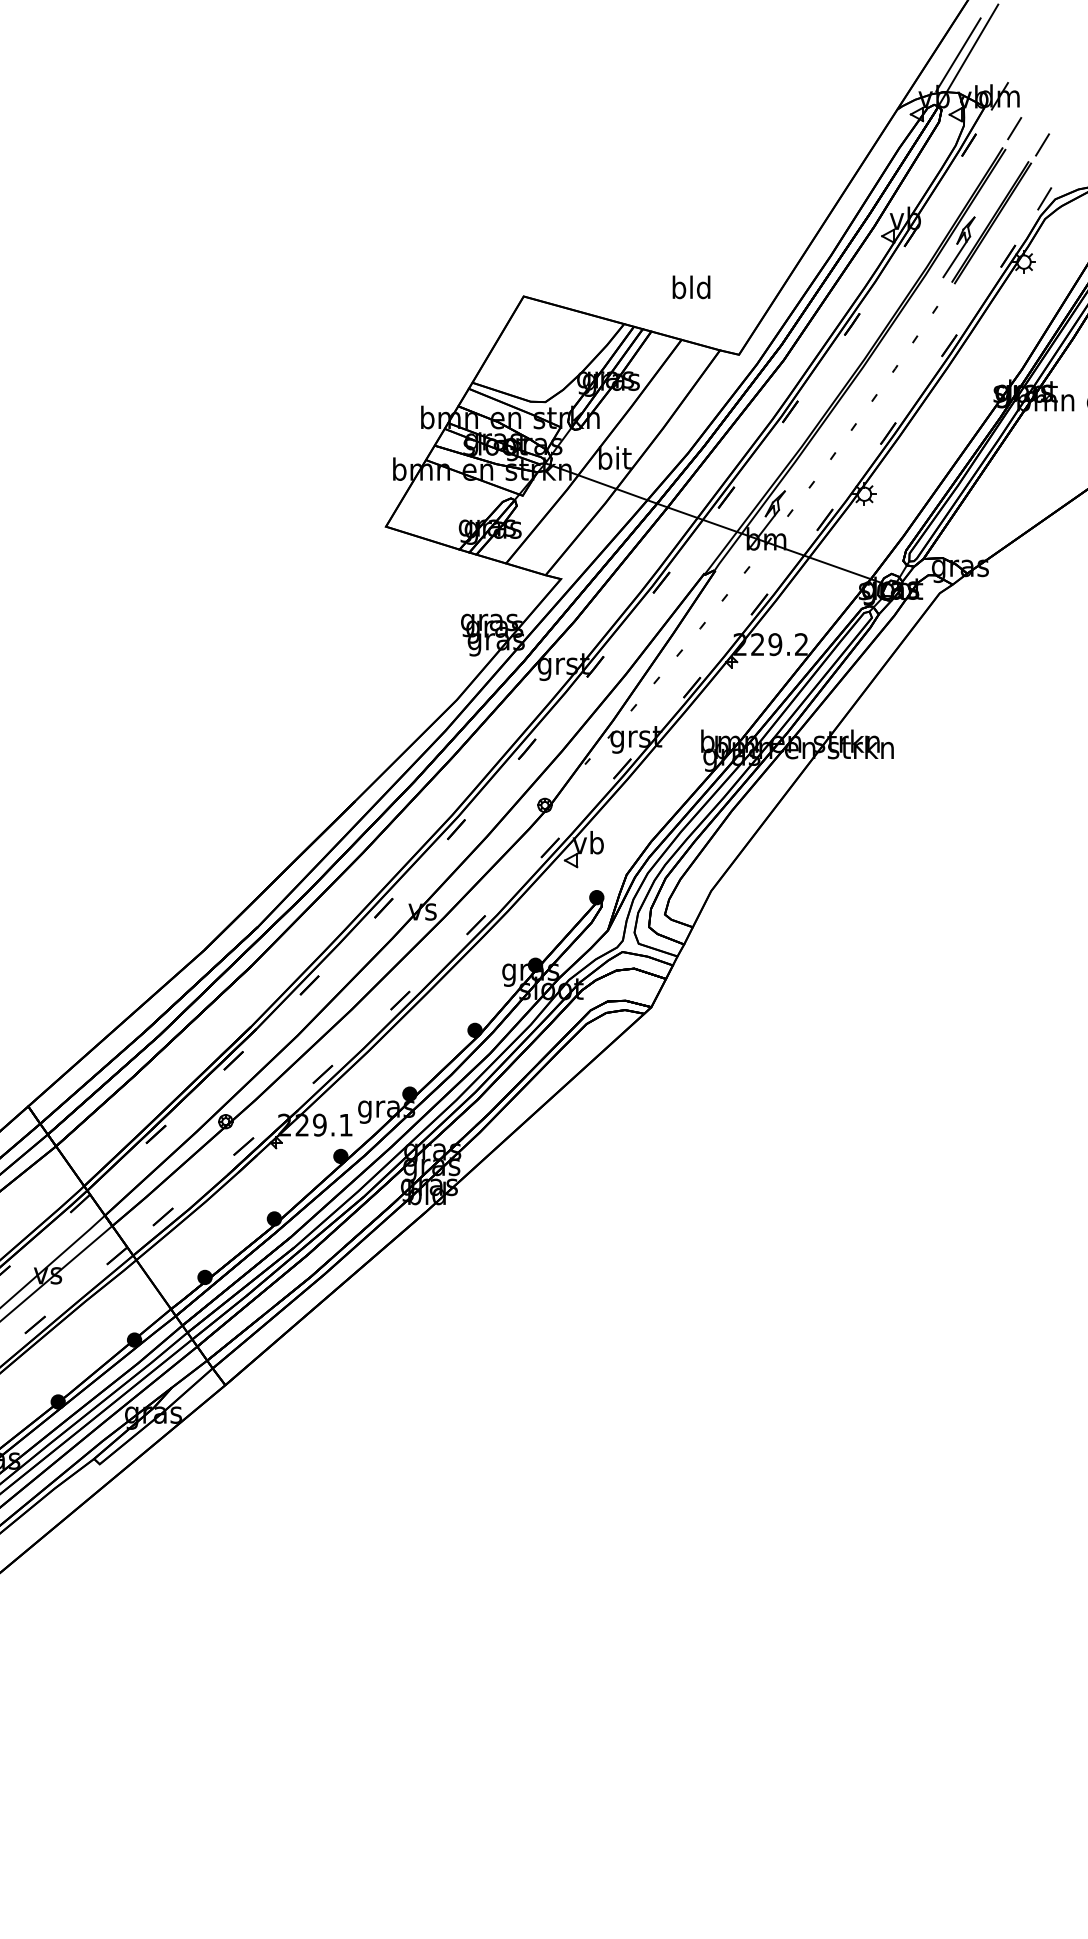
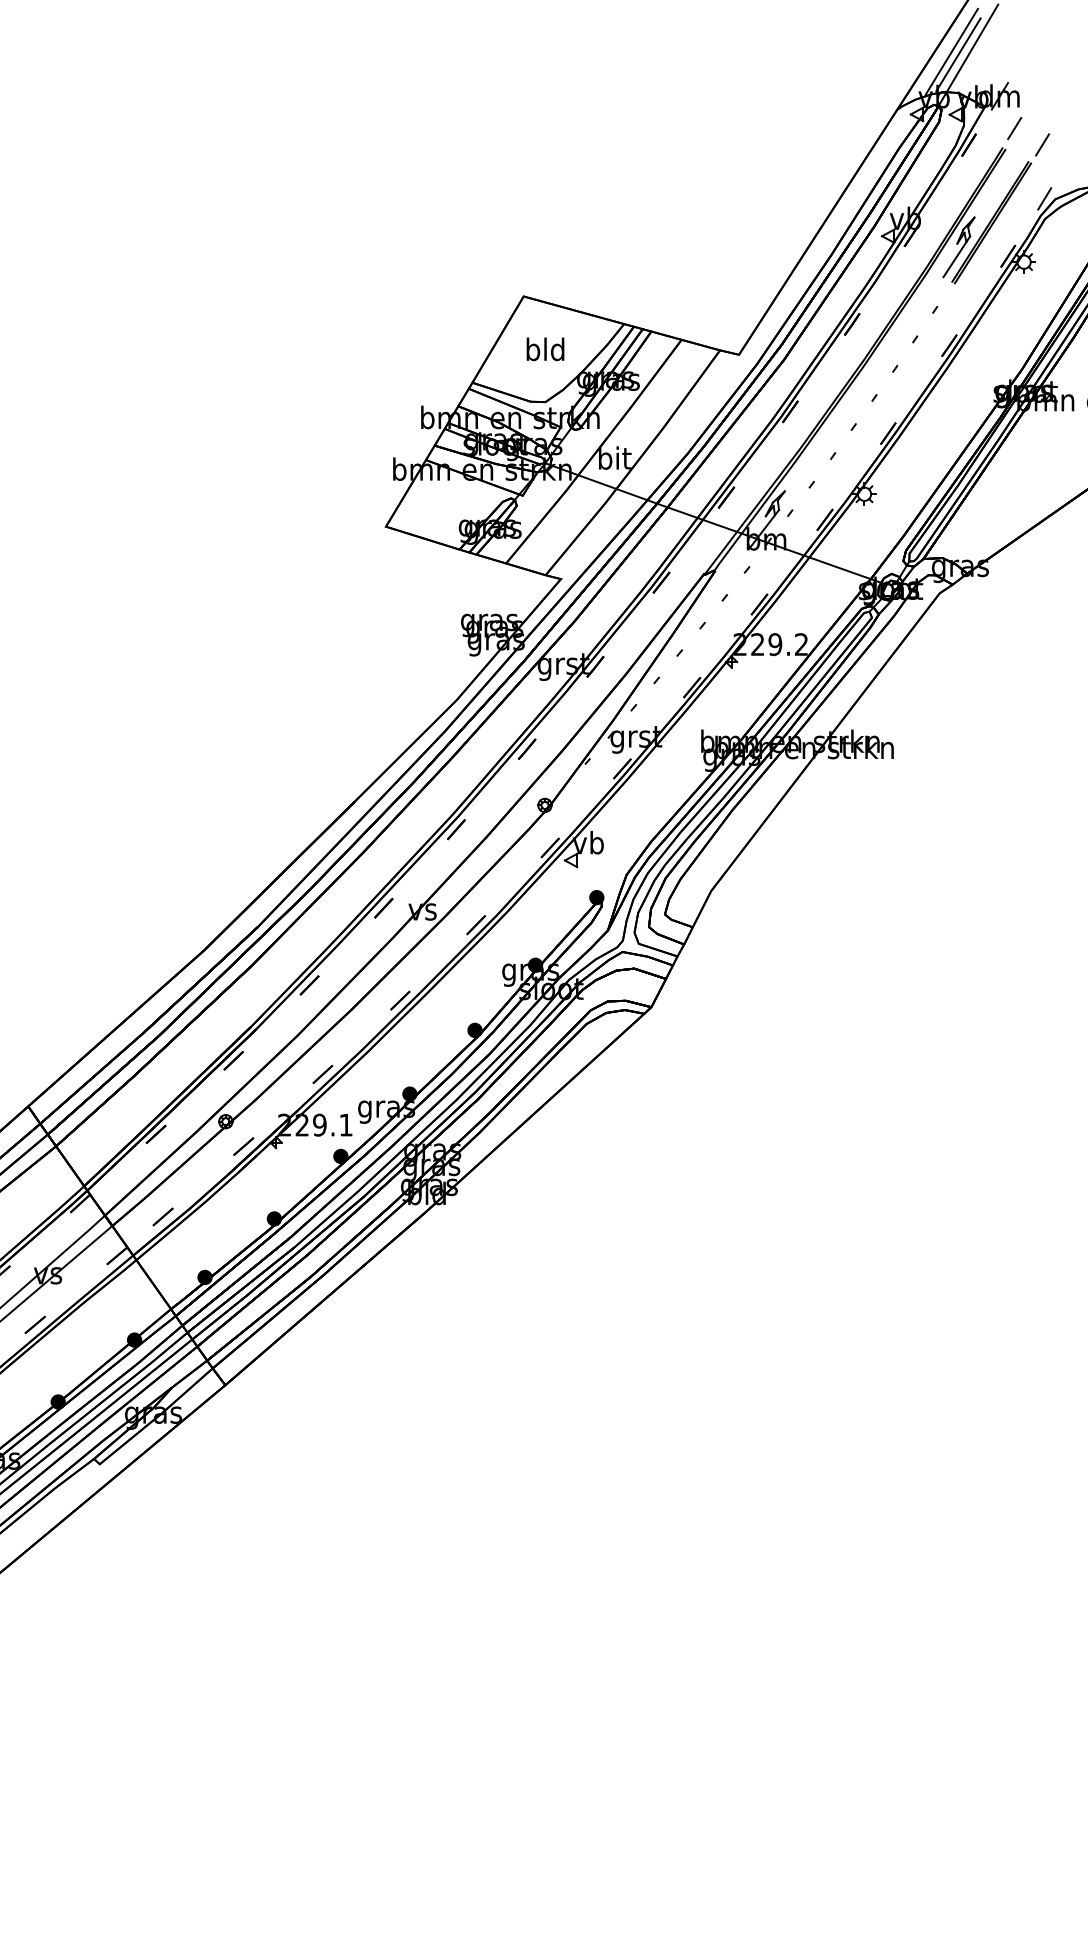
line: none -> present (951, 51)
text position: (691, 287) -> (545, 349) (545, 349)
